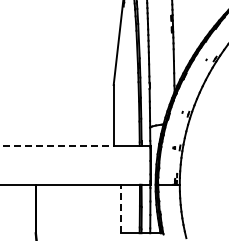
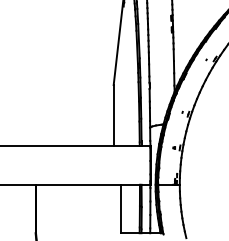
line: dashed -> solid (57, 146)
line: dashed -> solid (120, 208)
